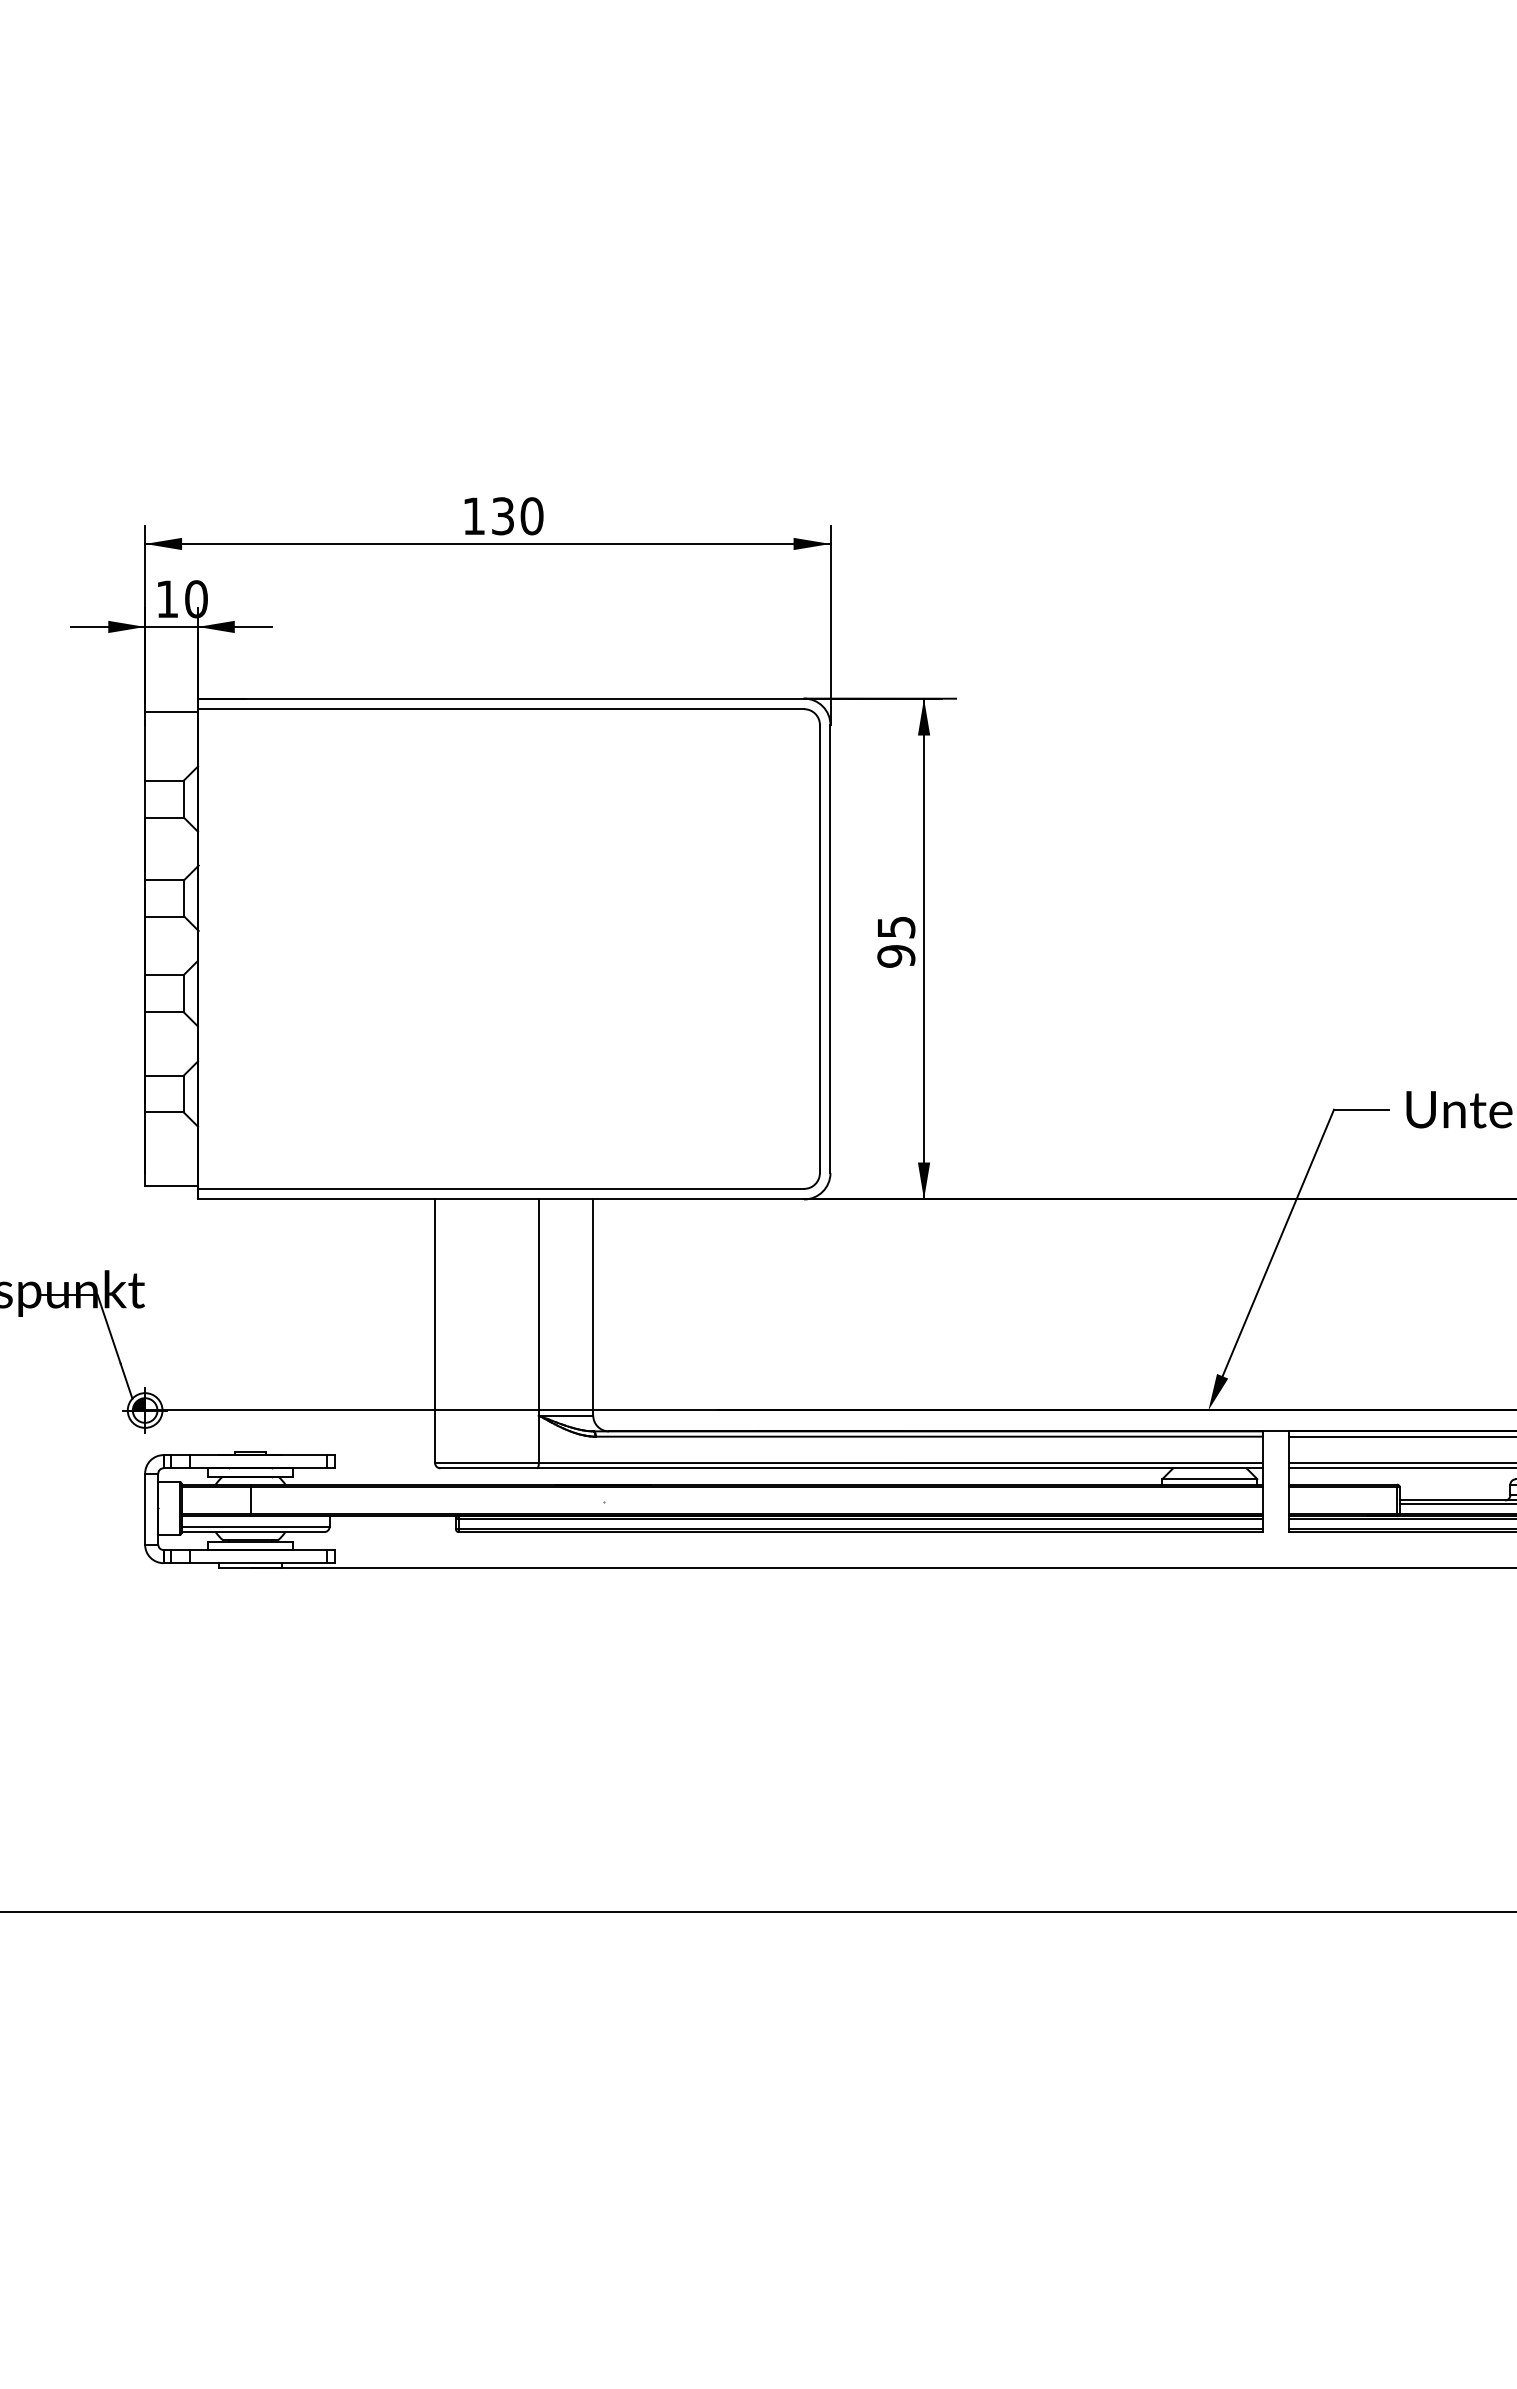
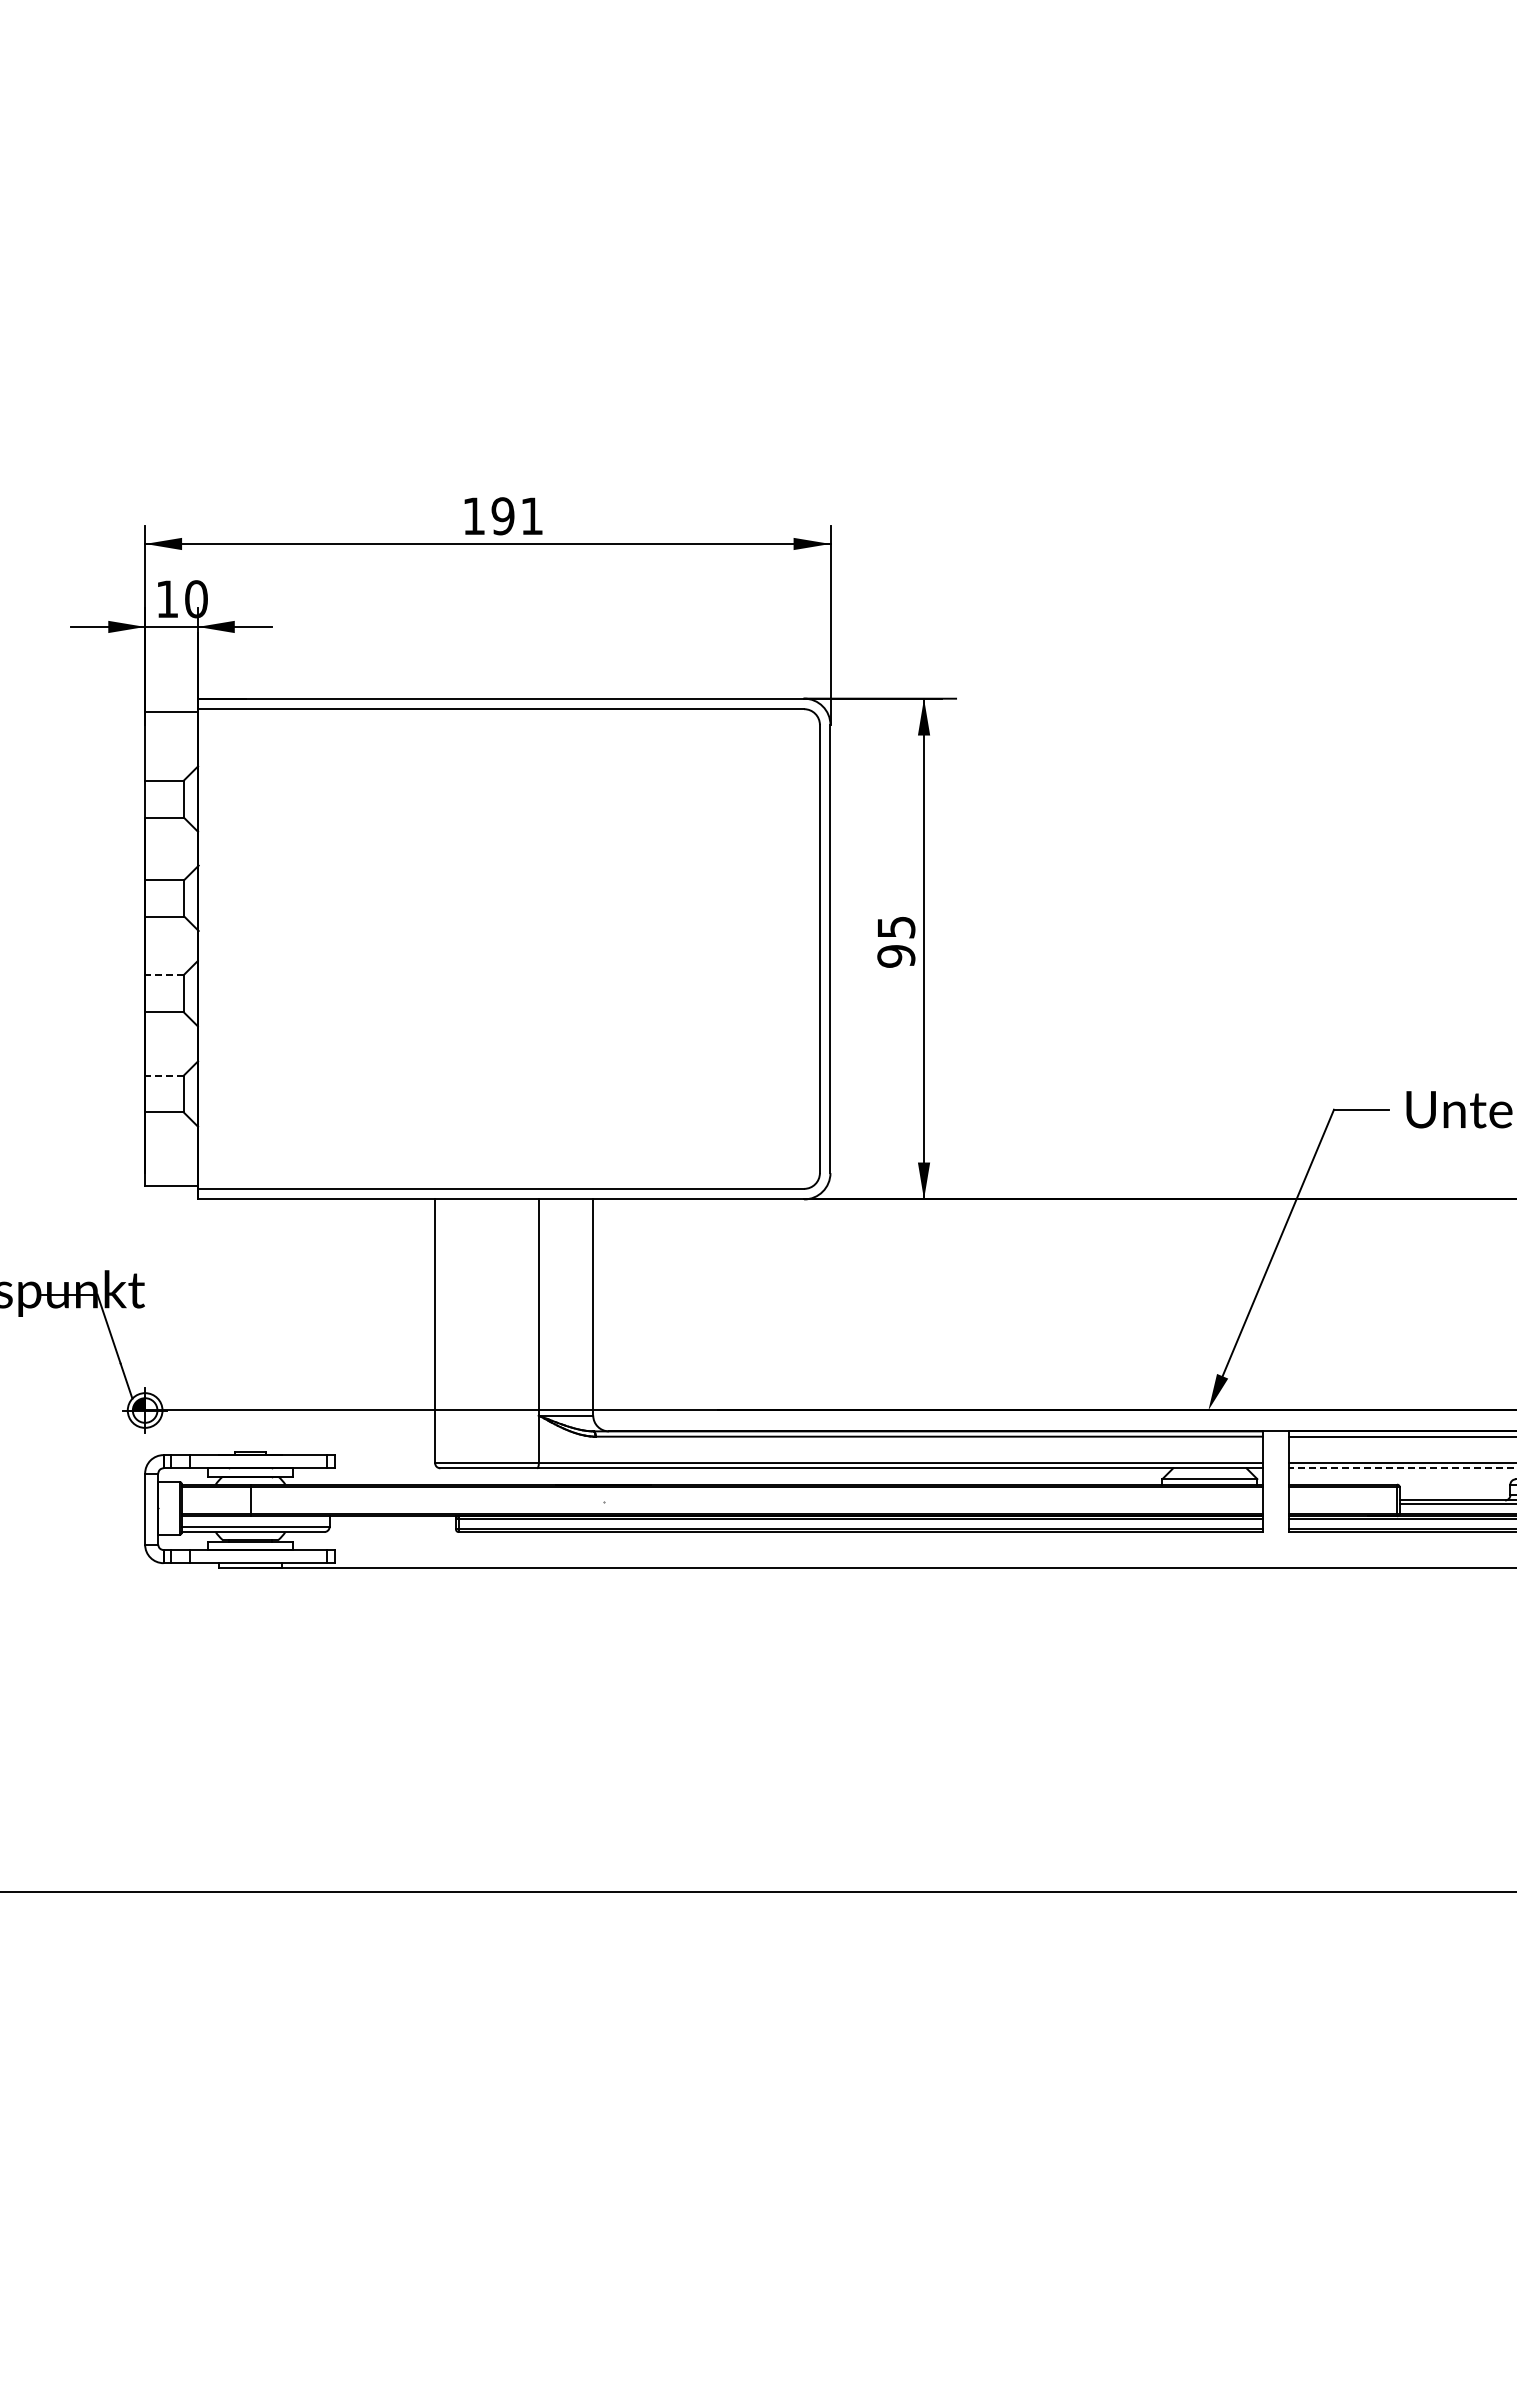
text: 130 -> 191 (517, 516)
line: solid -> dashed (163, 975)
line: solid -> dashed (164, 1075)
line: solid -> dashed (1402, 1468)
line position: (757, 1912) -> (757, 1892) (757, 1892)
